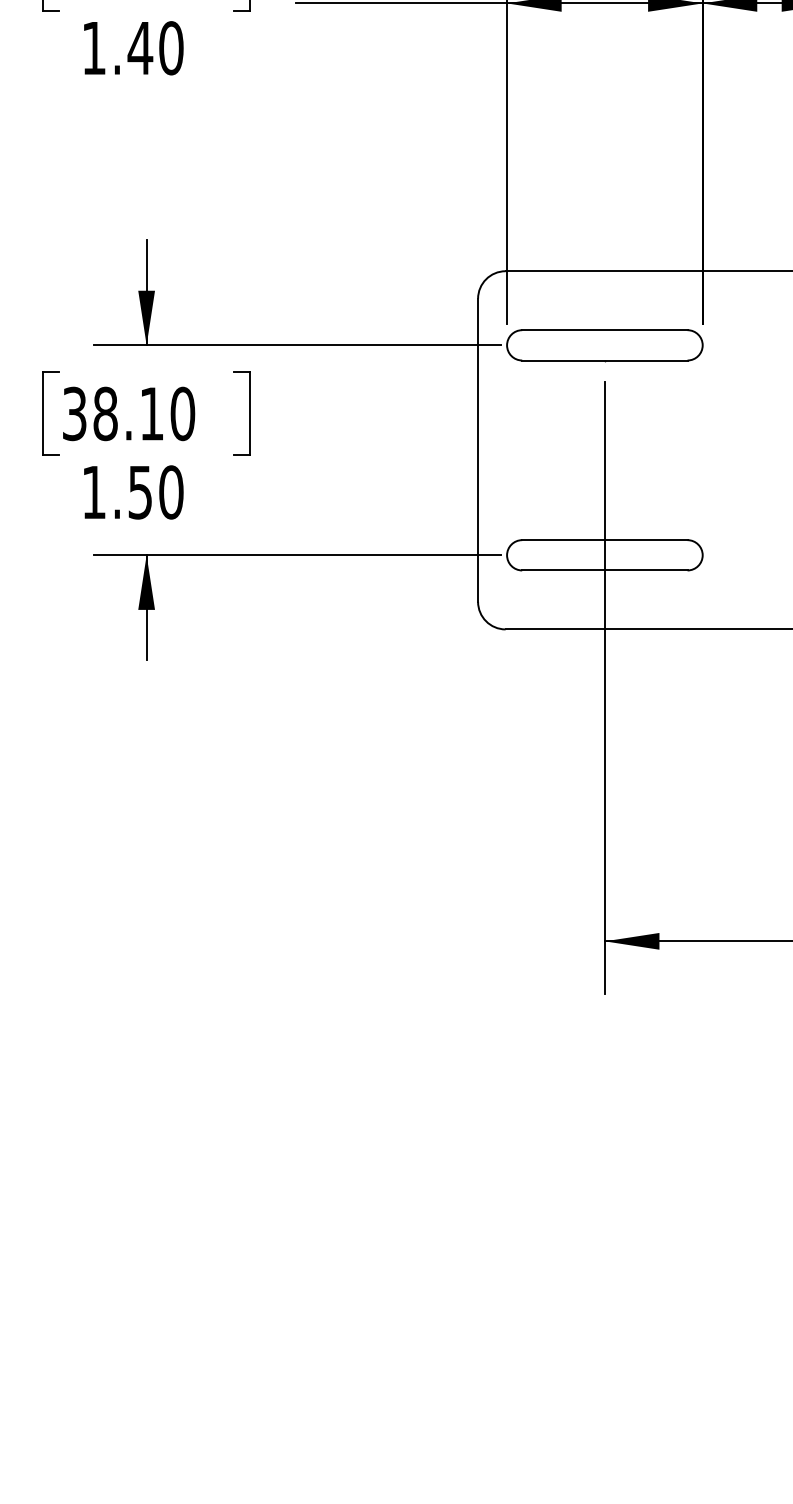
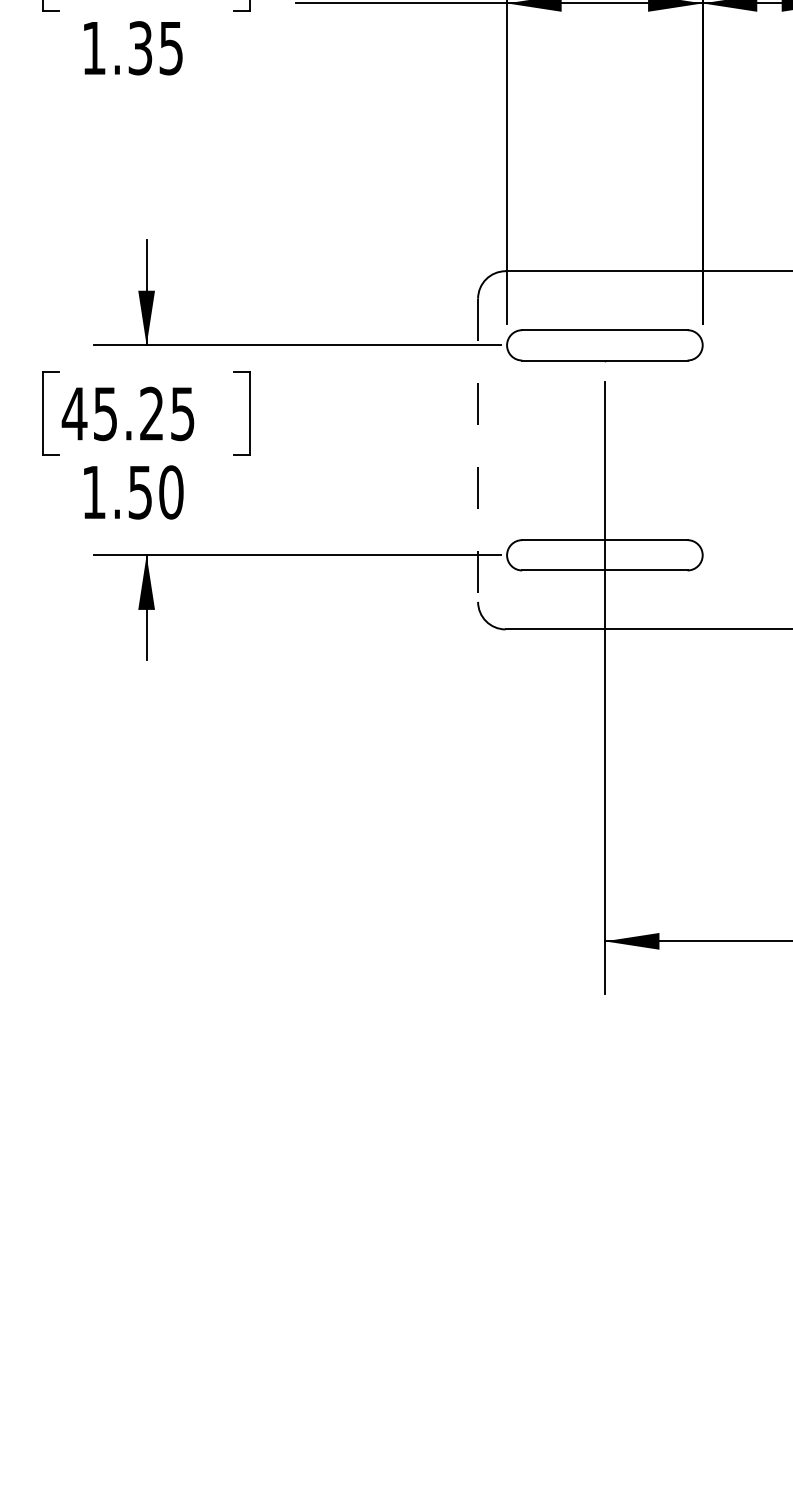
text: 1.40 -> 1.35 (155, 48)
text: 38.10 -> 45.25 (128, 413)
line: solid -> dashed (478, 450)
